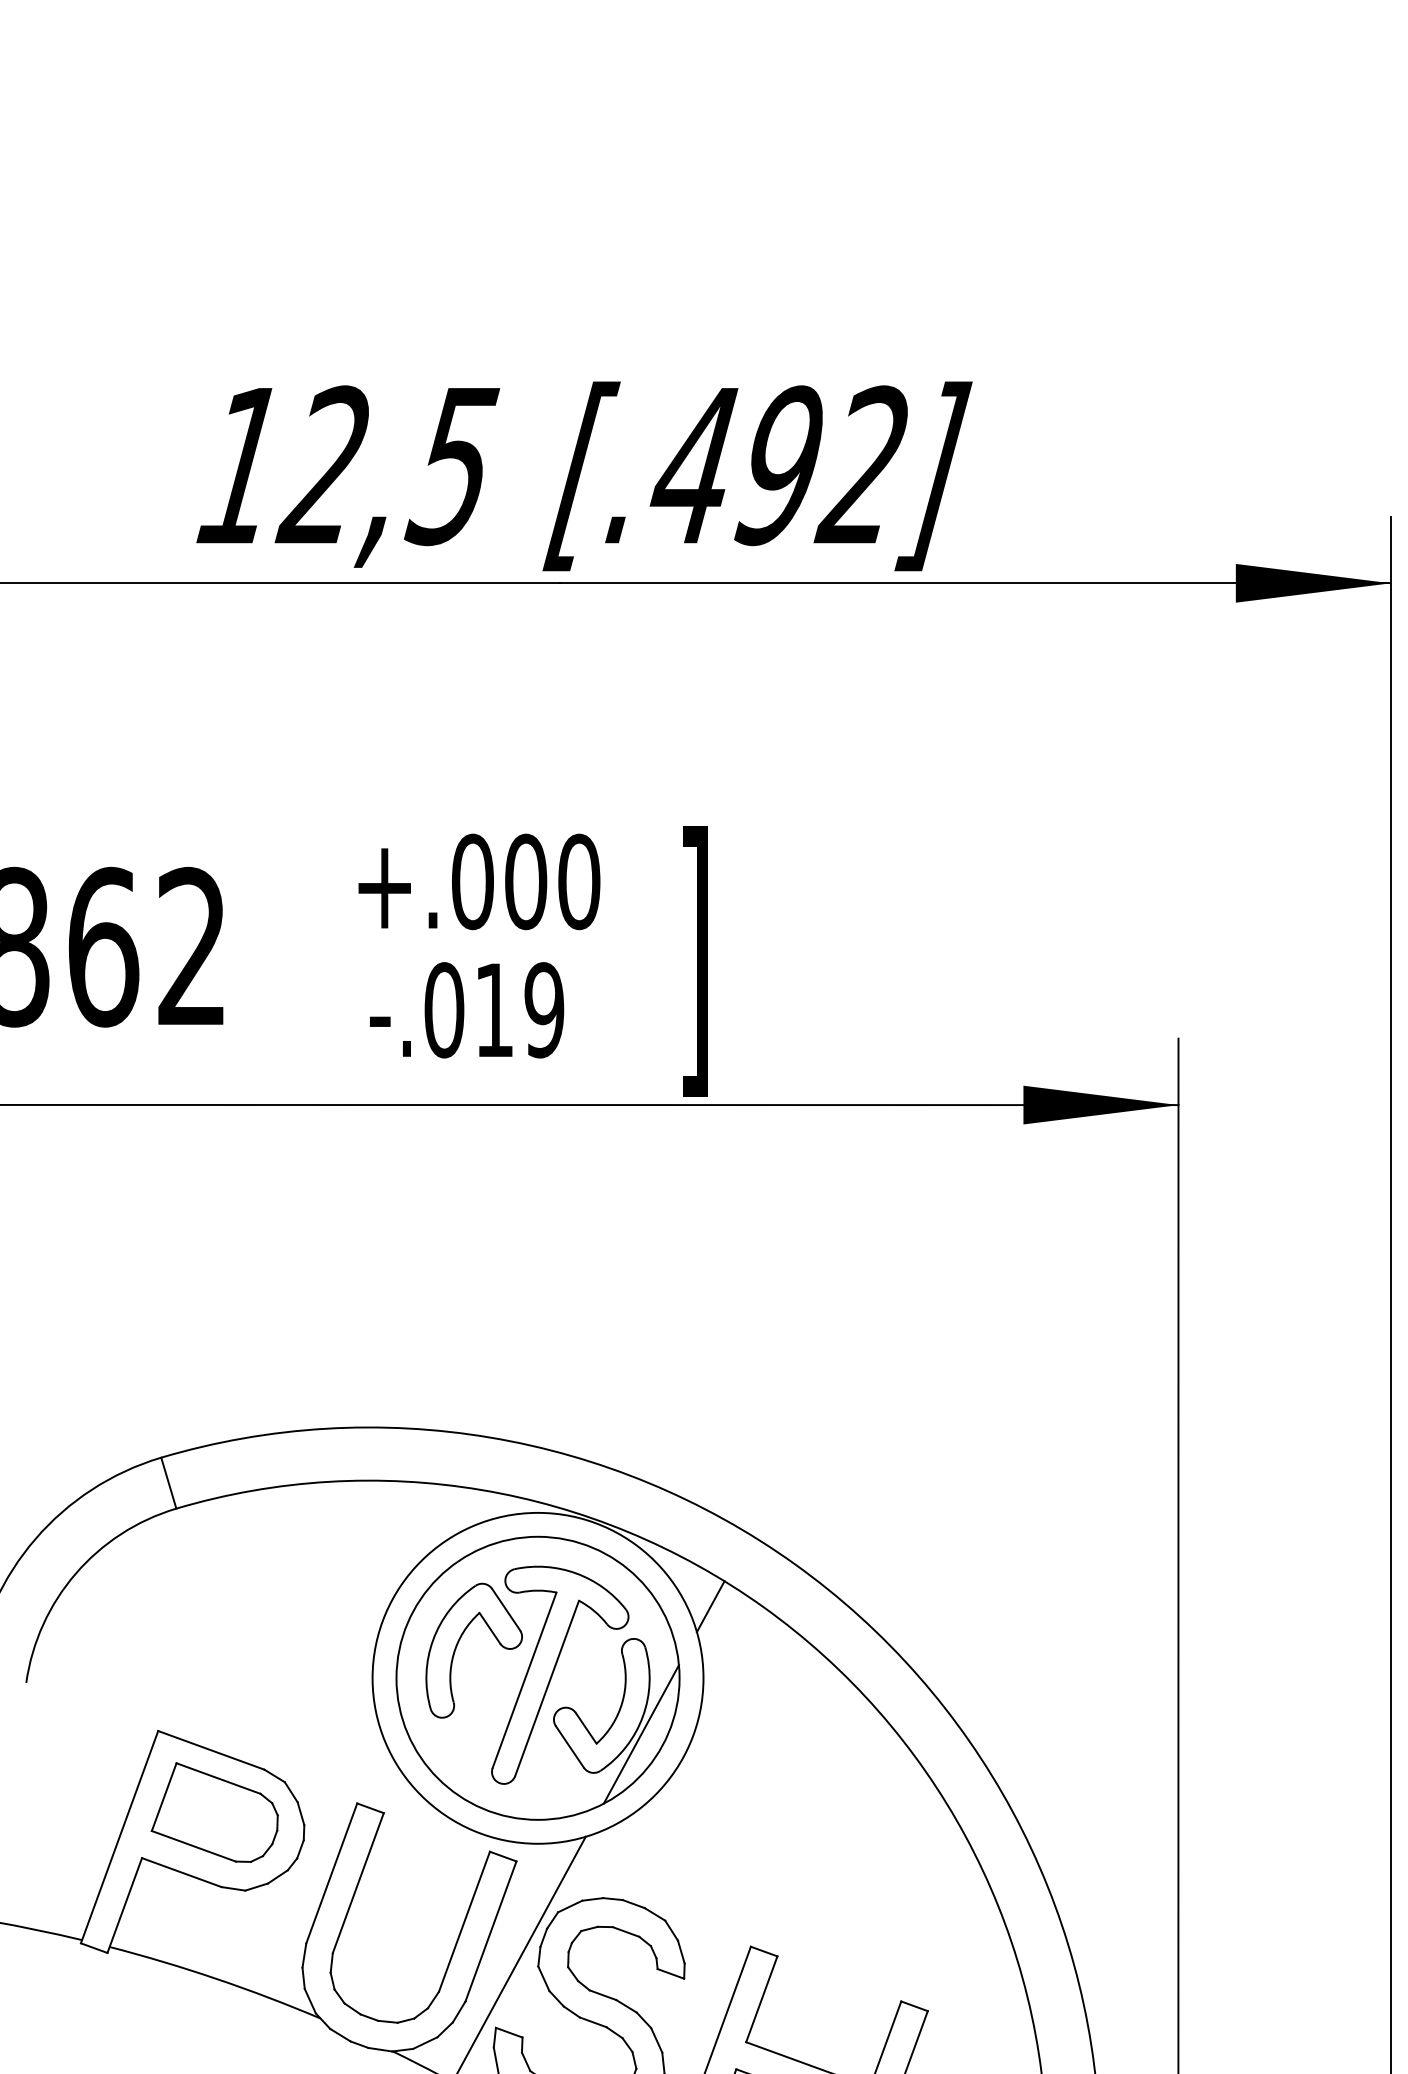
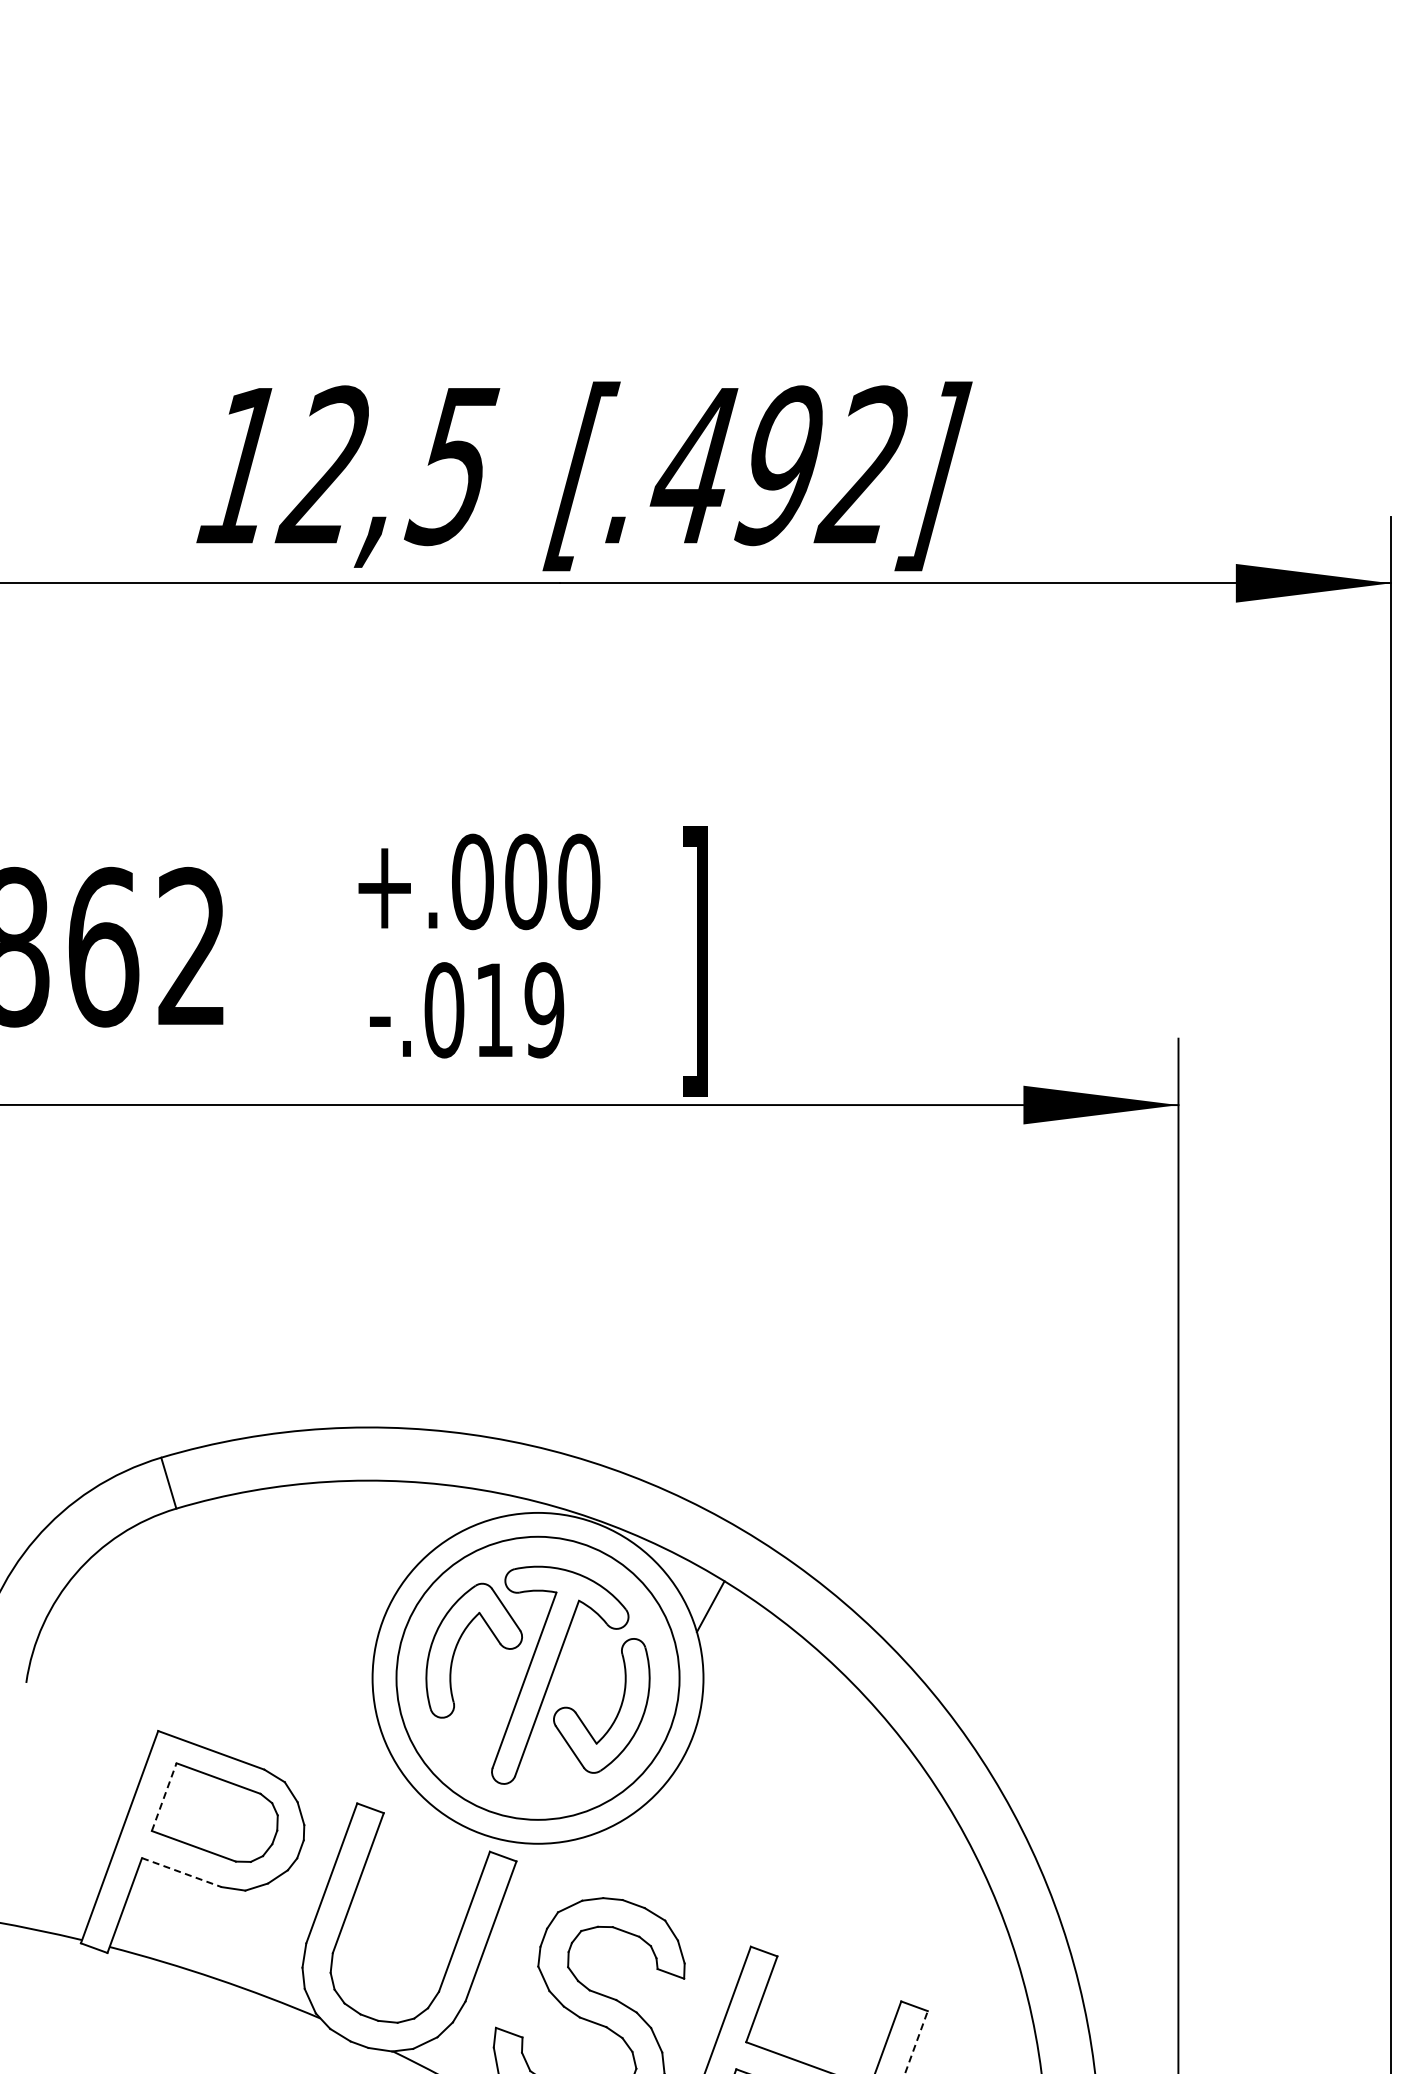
line: present -> none (640, 1734)
line: solid -> dashed (164, 1796)
line: solid -> dashed (182, 1872)
line: present -> none (521, 1953)
line: solid -> dashed (916, 2042)
